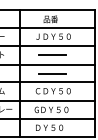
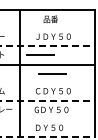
line: present -> none (48, 27)
line: solid -> dashed (48, 46)
line position: (52, 54) -> (40, 54) (40, 54)
line: present -> none (48, 82)
line: solid -> dashed (48, 100)
line: present -> none (48, 118)
line: solid -> dashed (48, 136)
